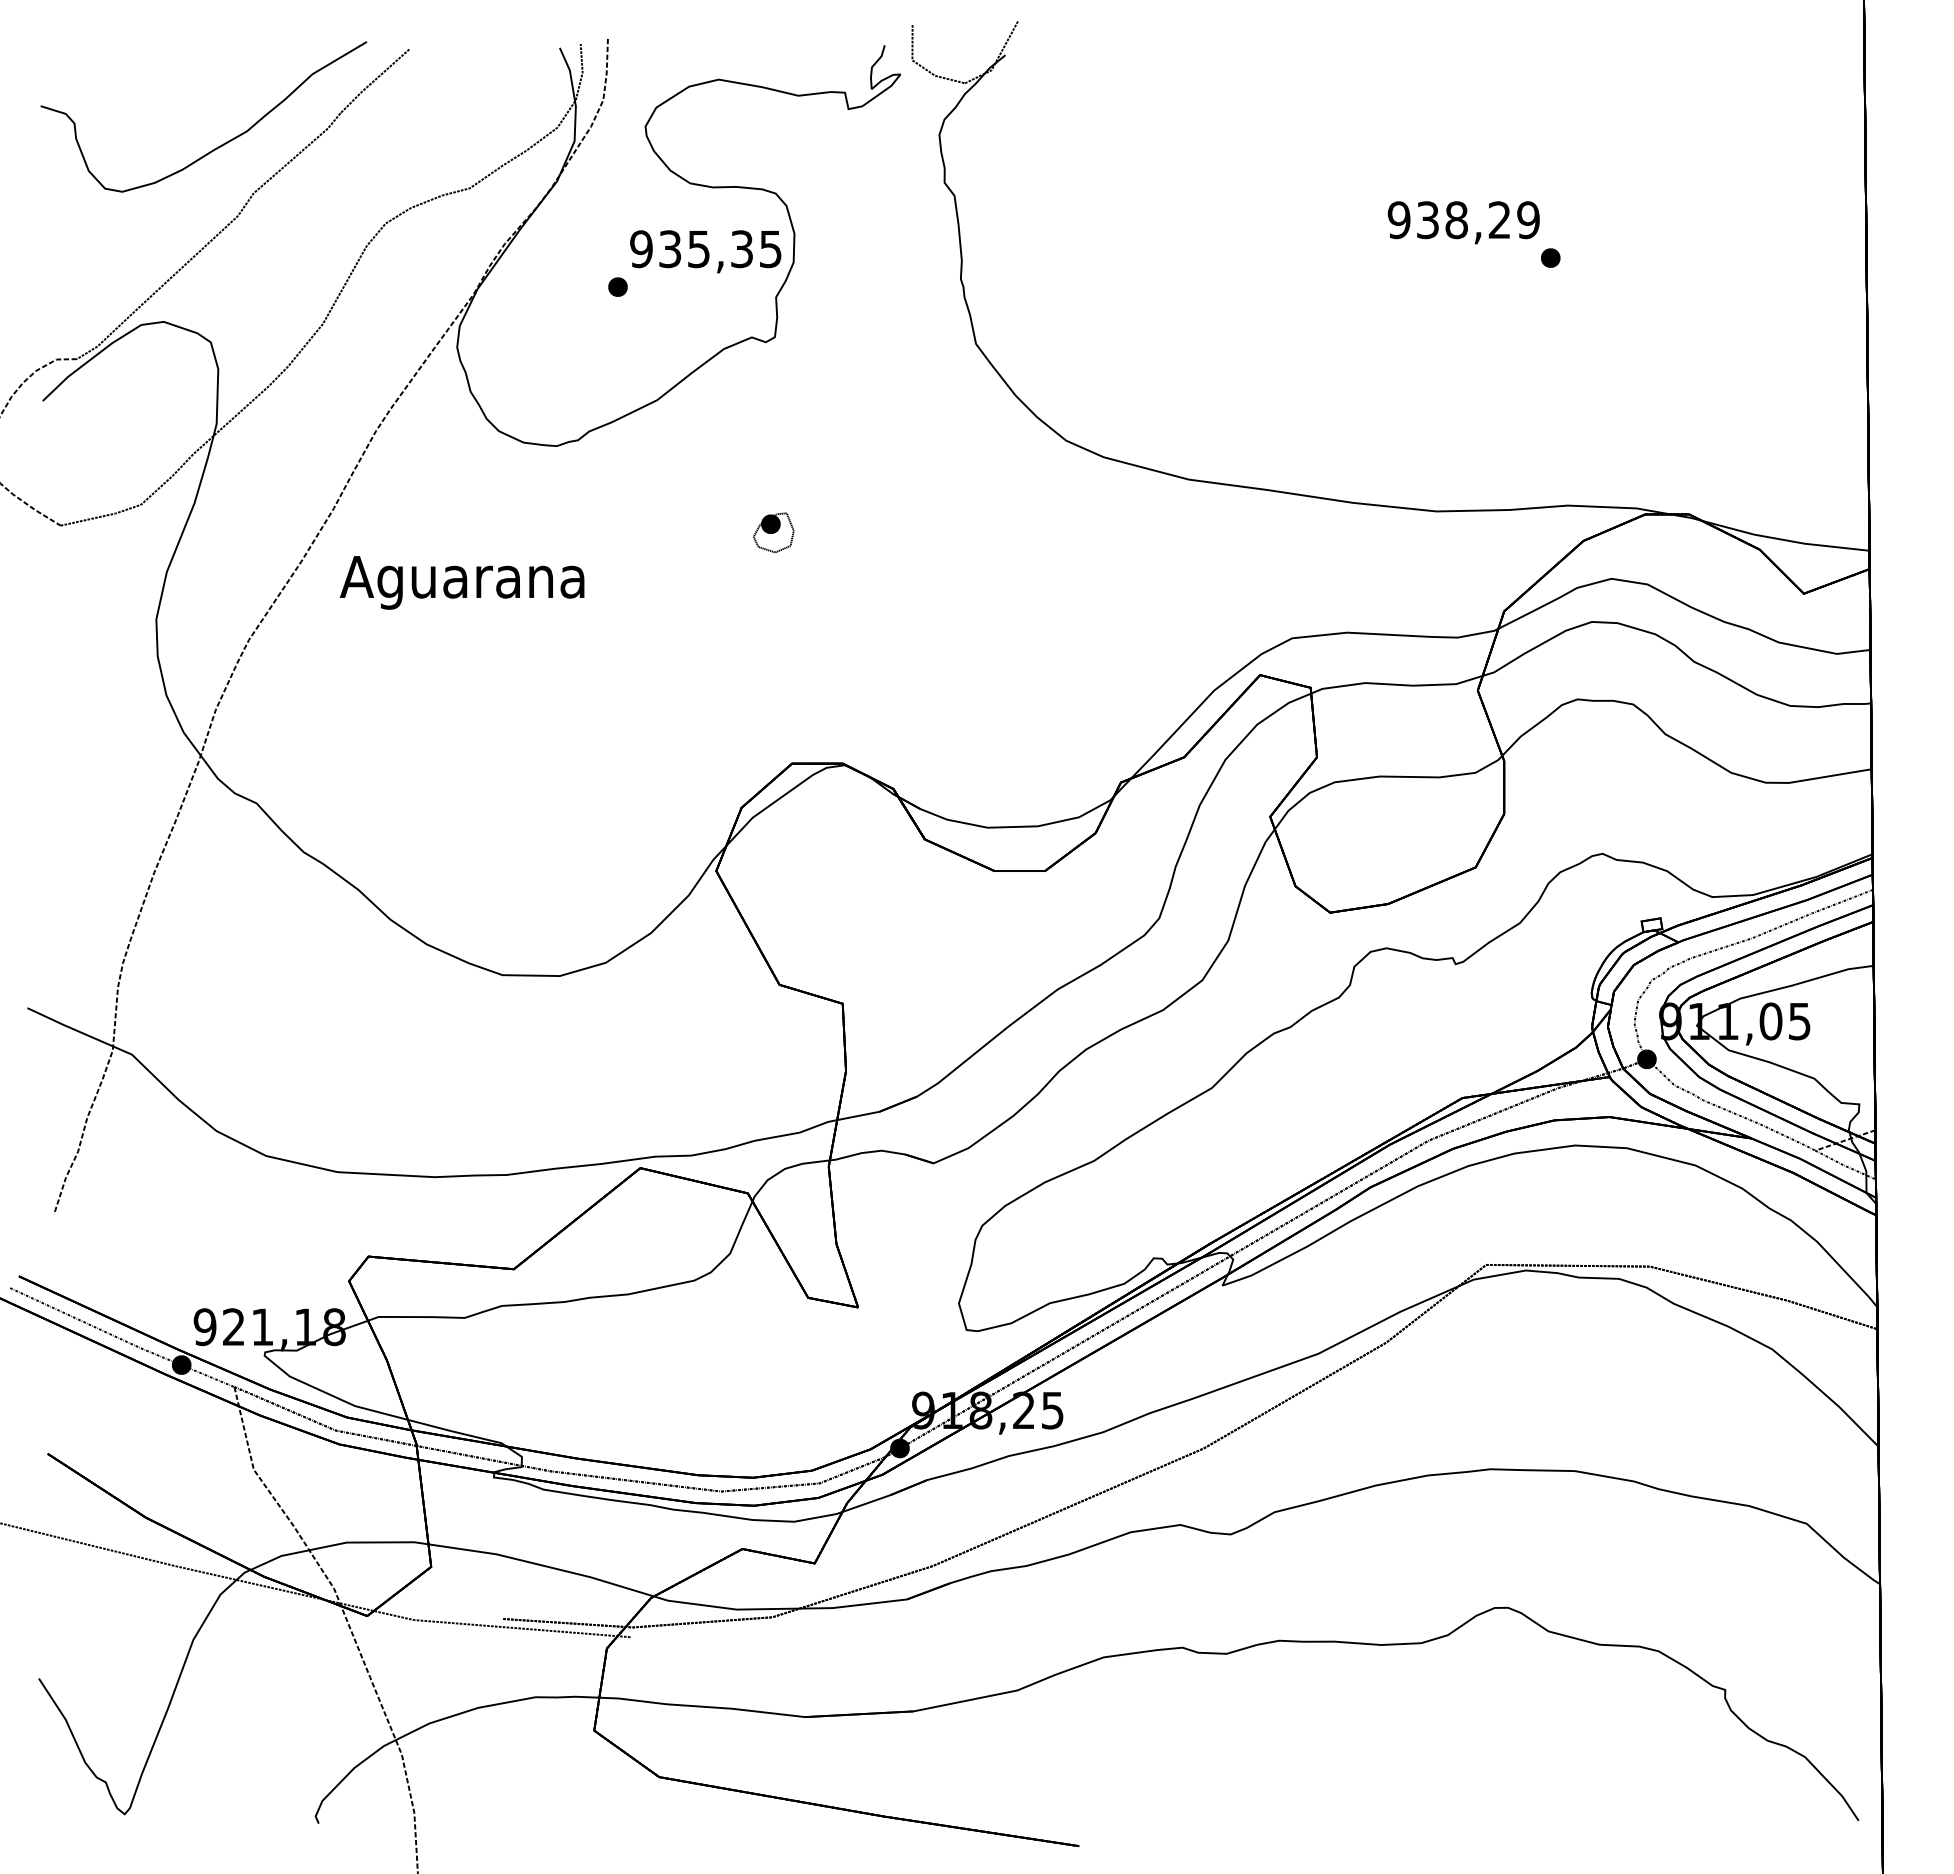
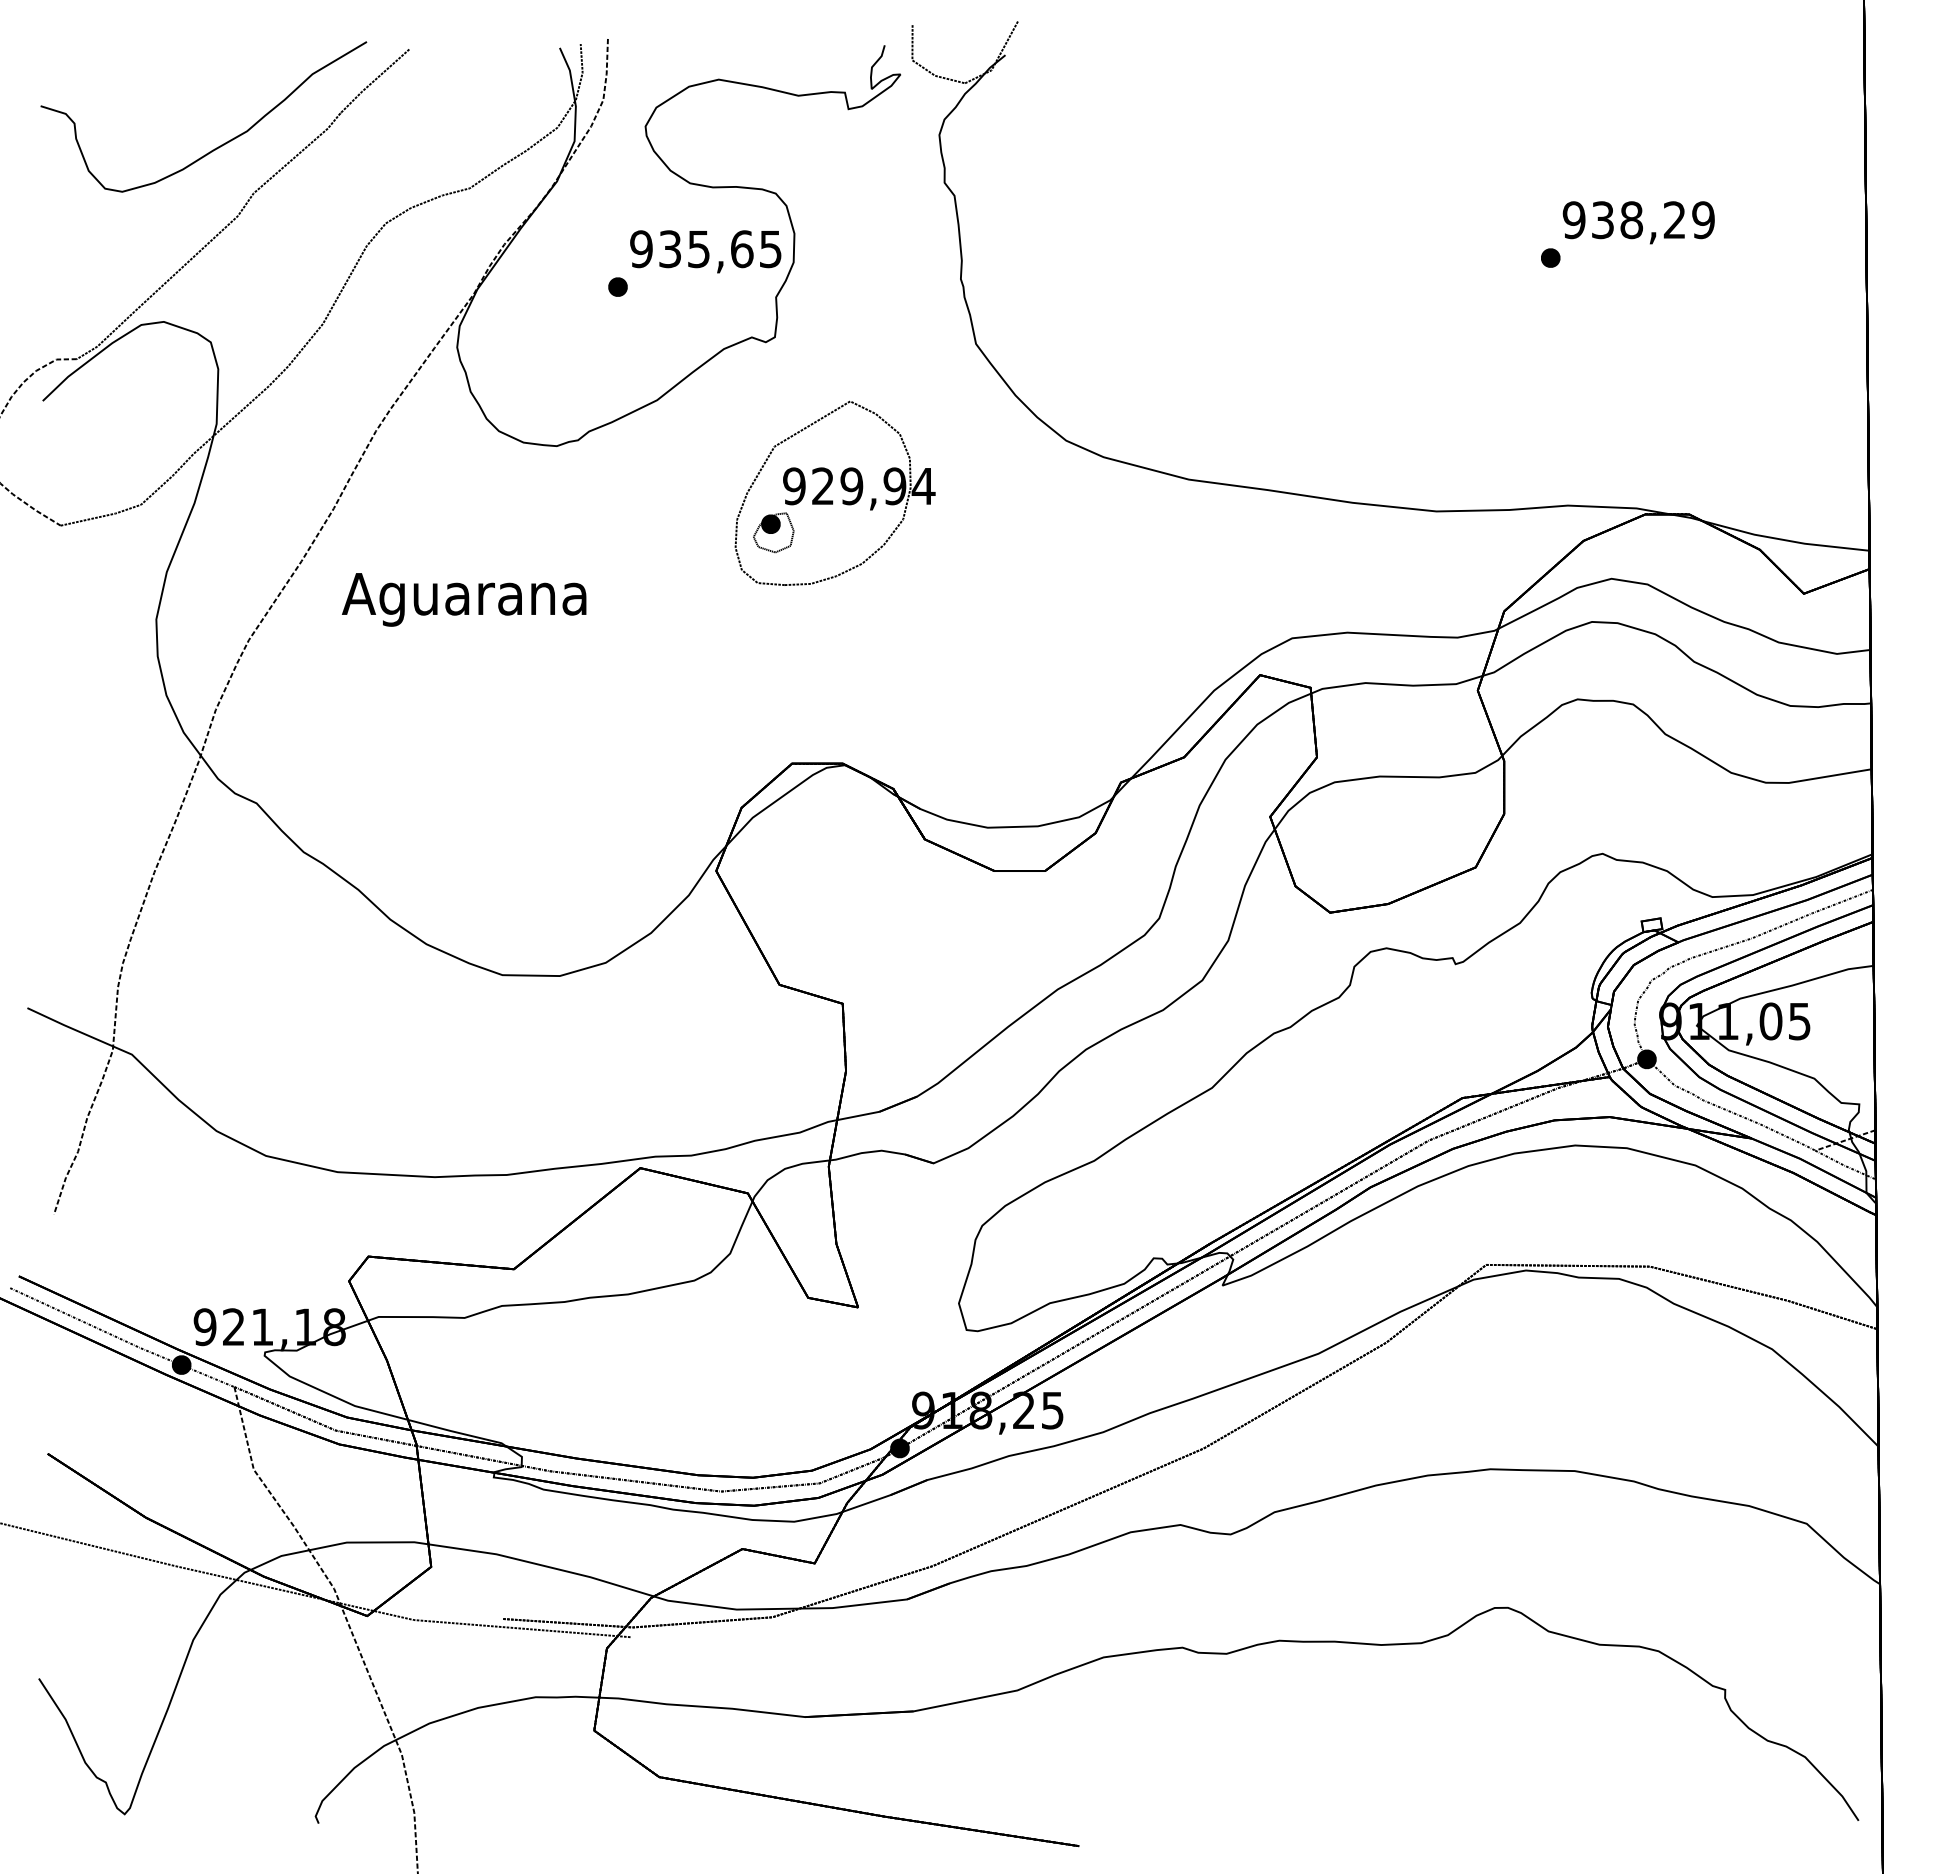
text position: (1463, 222) -> (1638, 222) (1638, 222)
text: 935,35 -> 935,65 (742, 249)
part: none -> present (828, 488)
text position: (462, 582) -> (464, 599) (464, 599)
